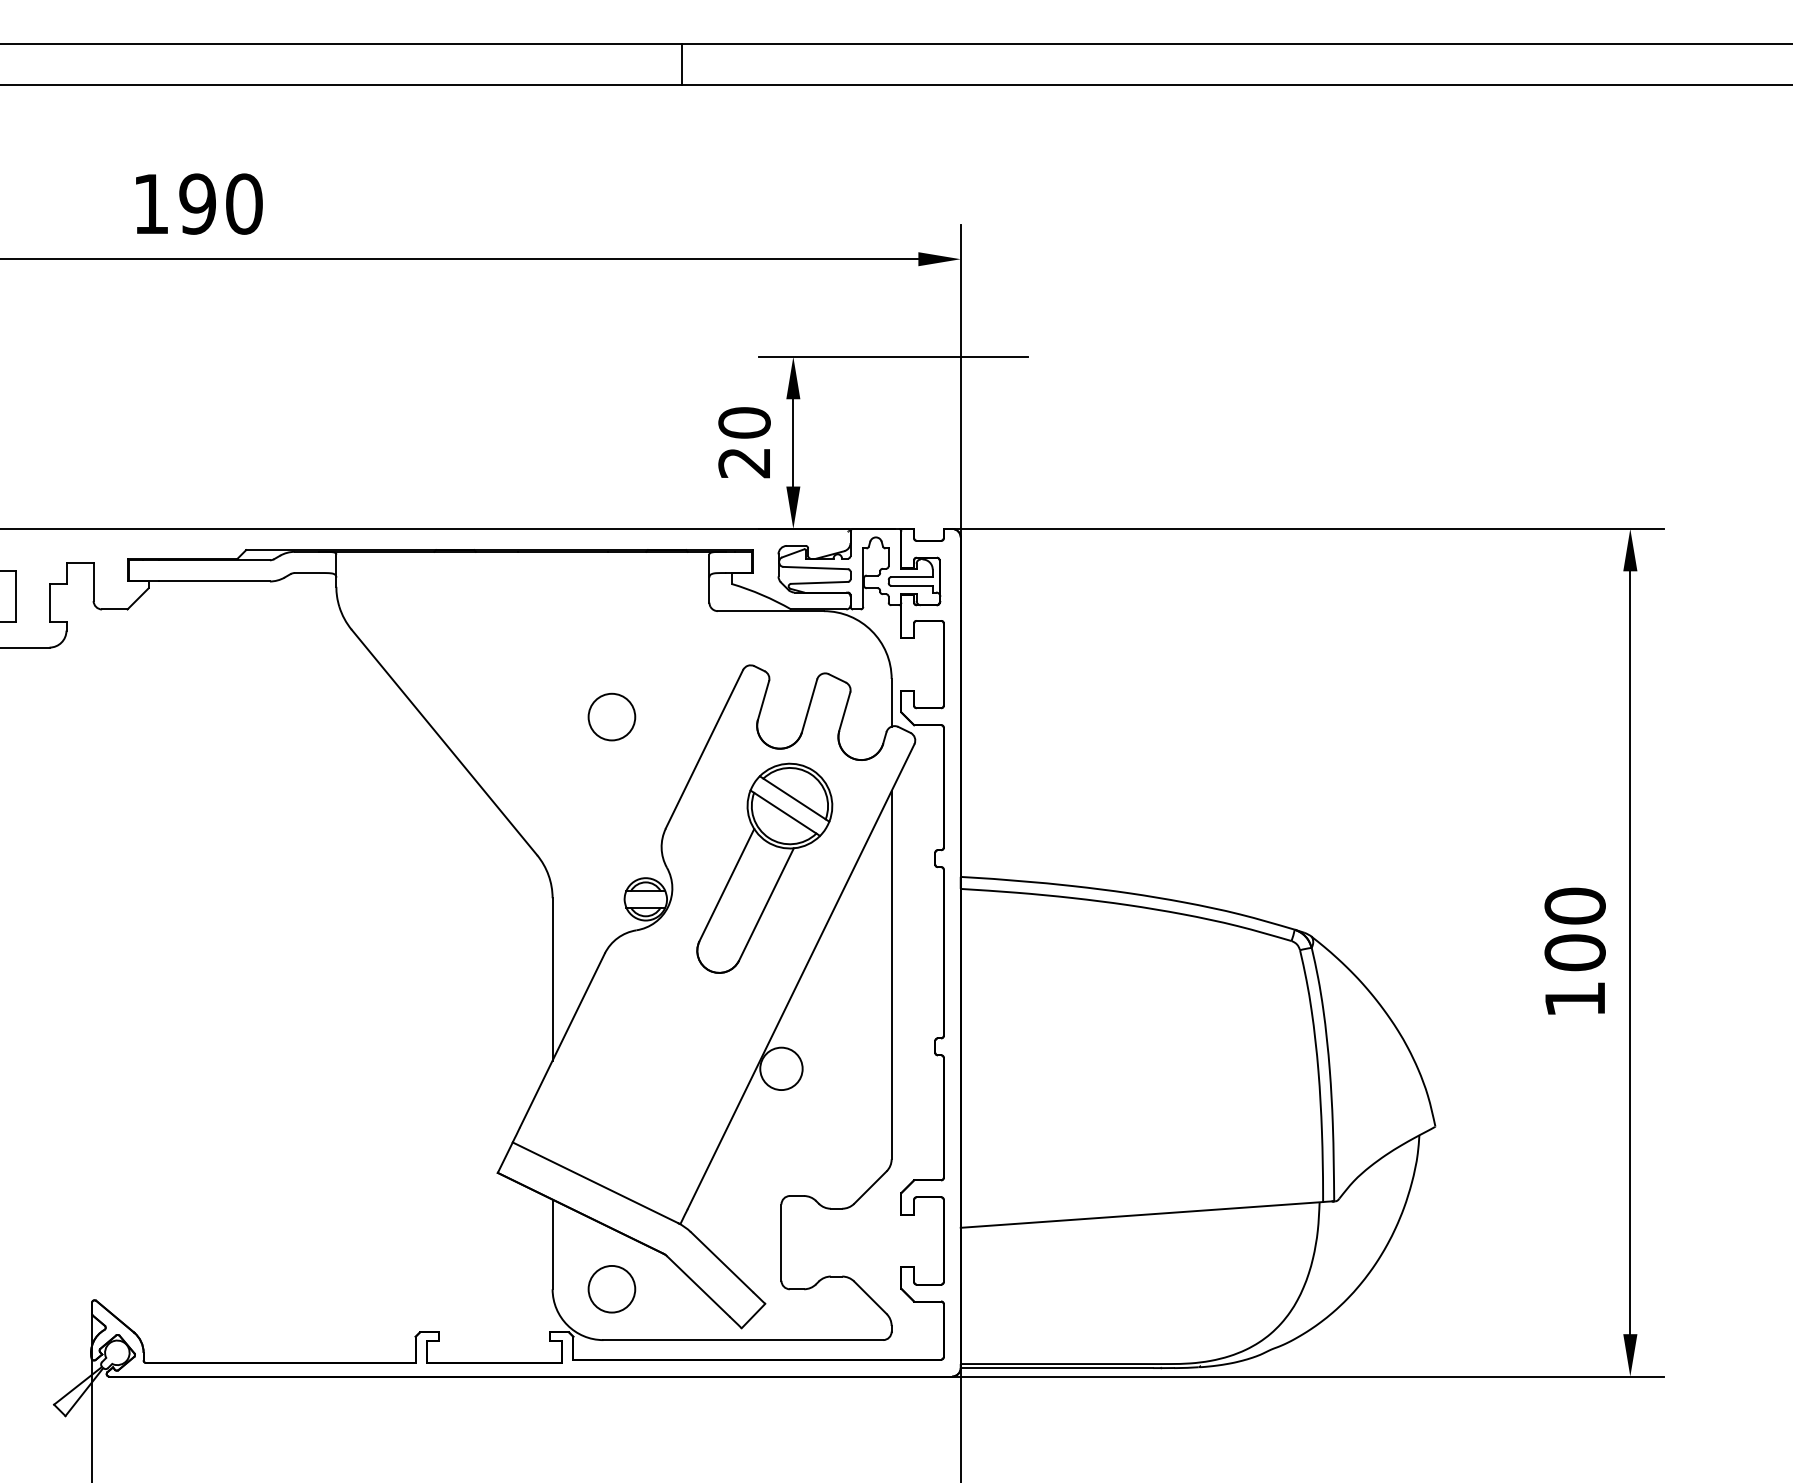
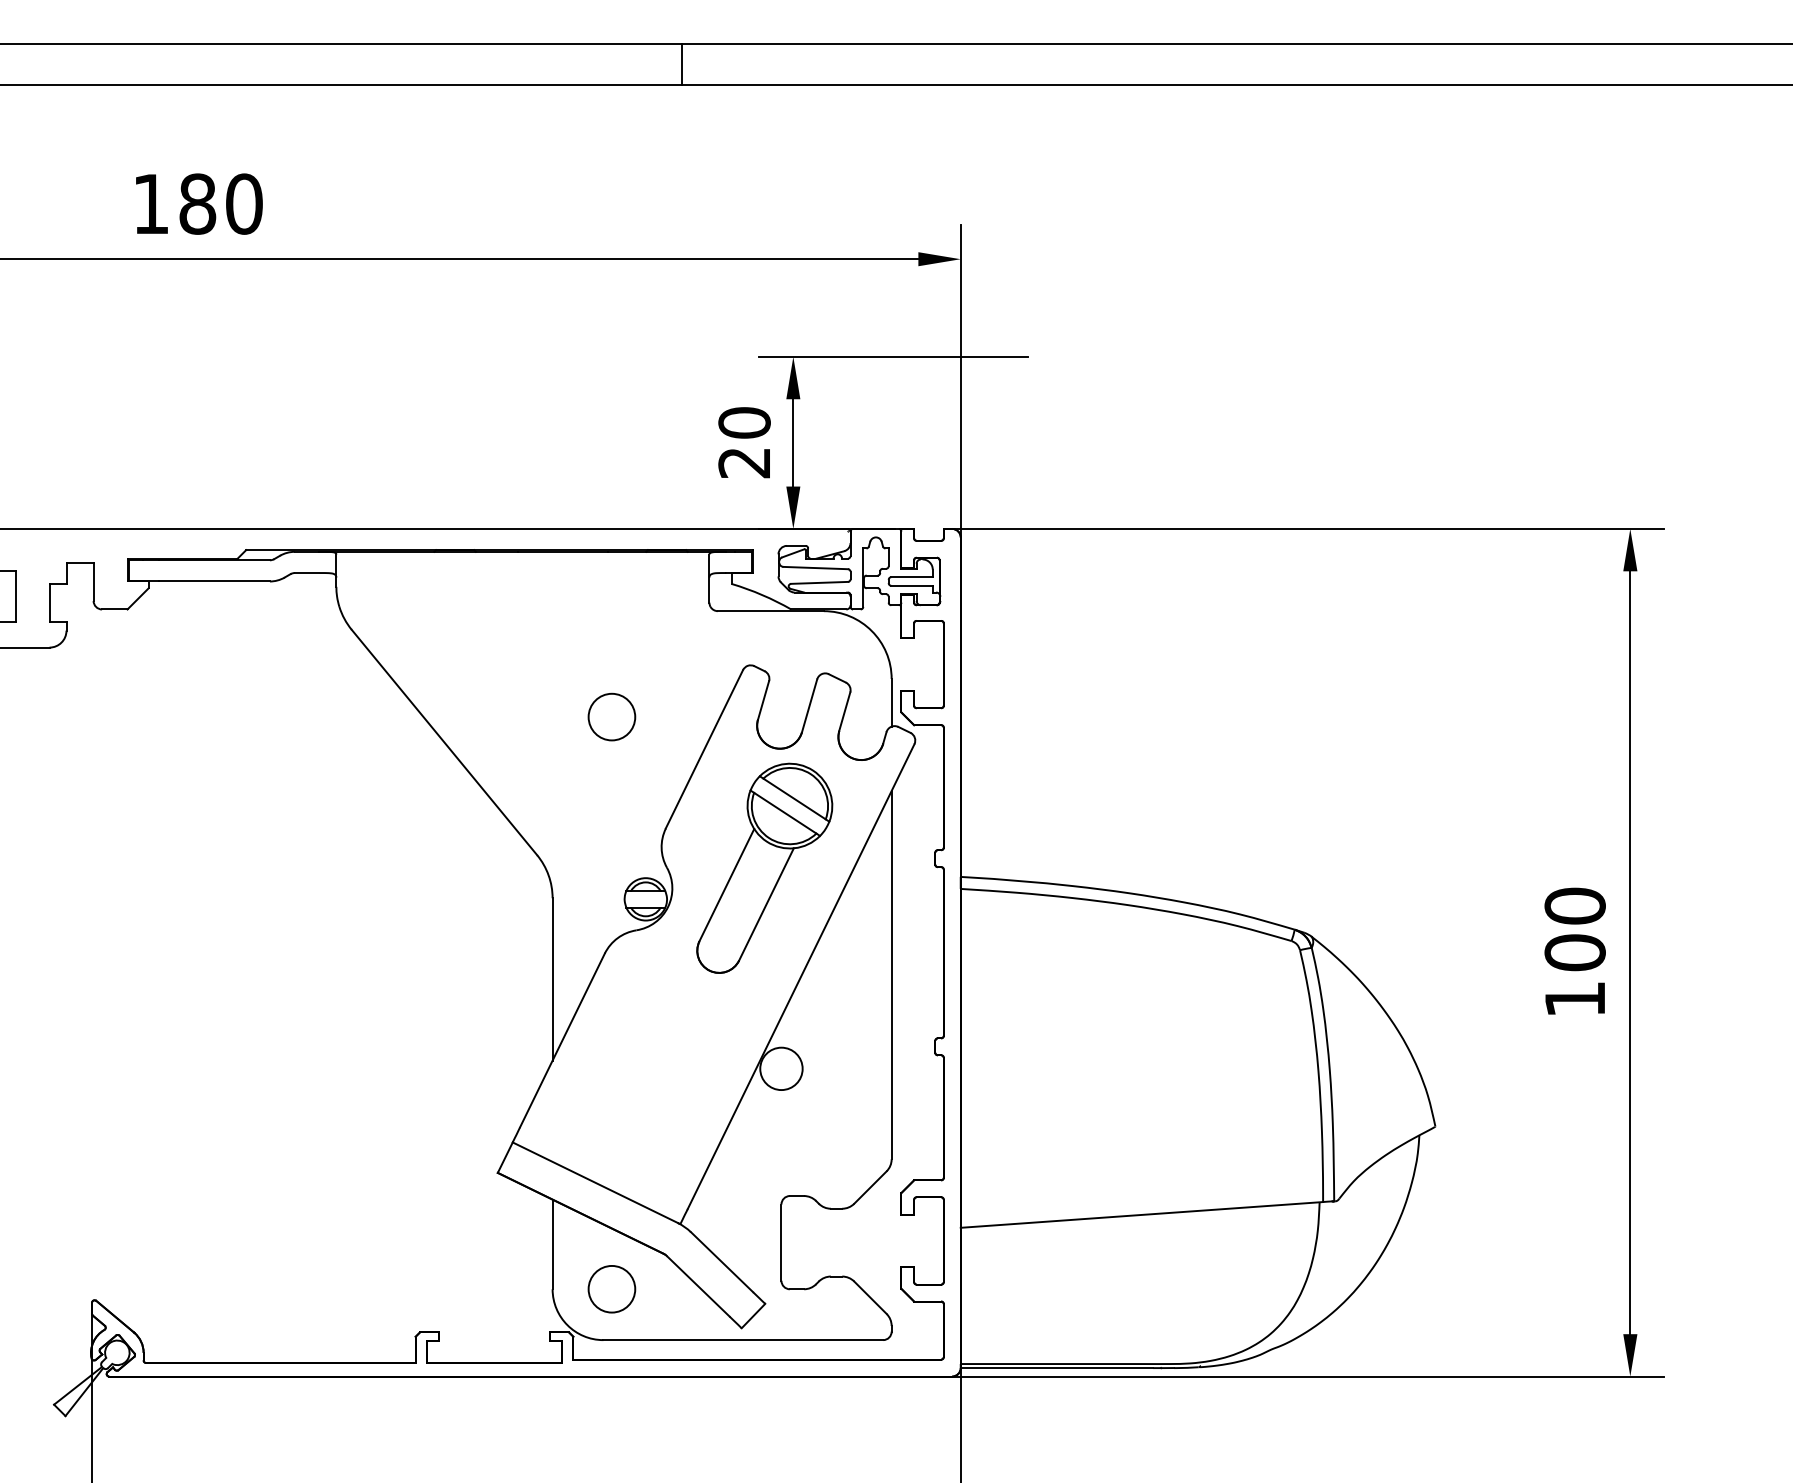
text: 190 -> 180 (197, 203)
